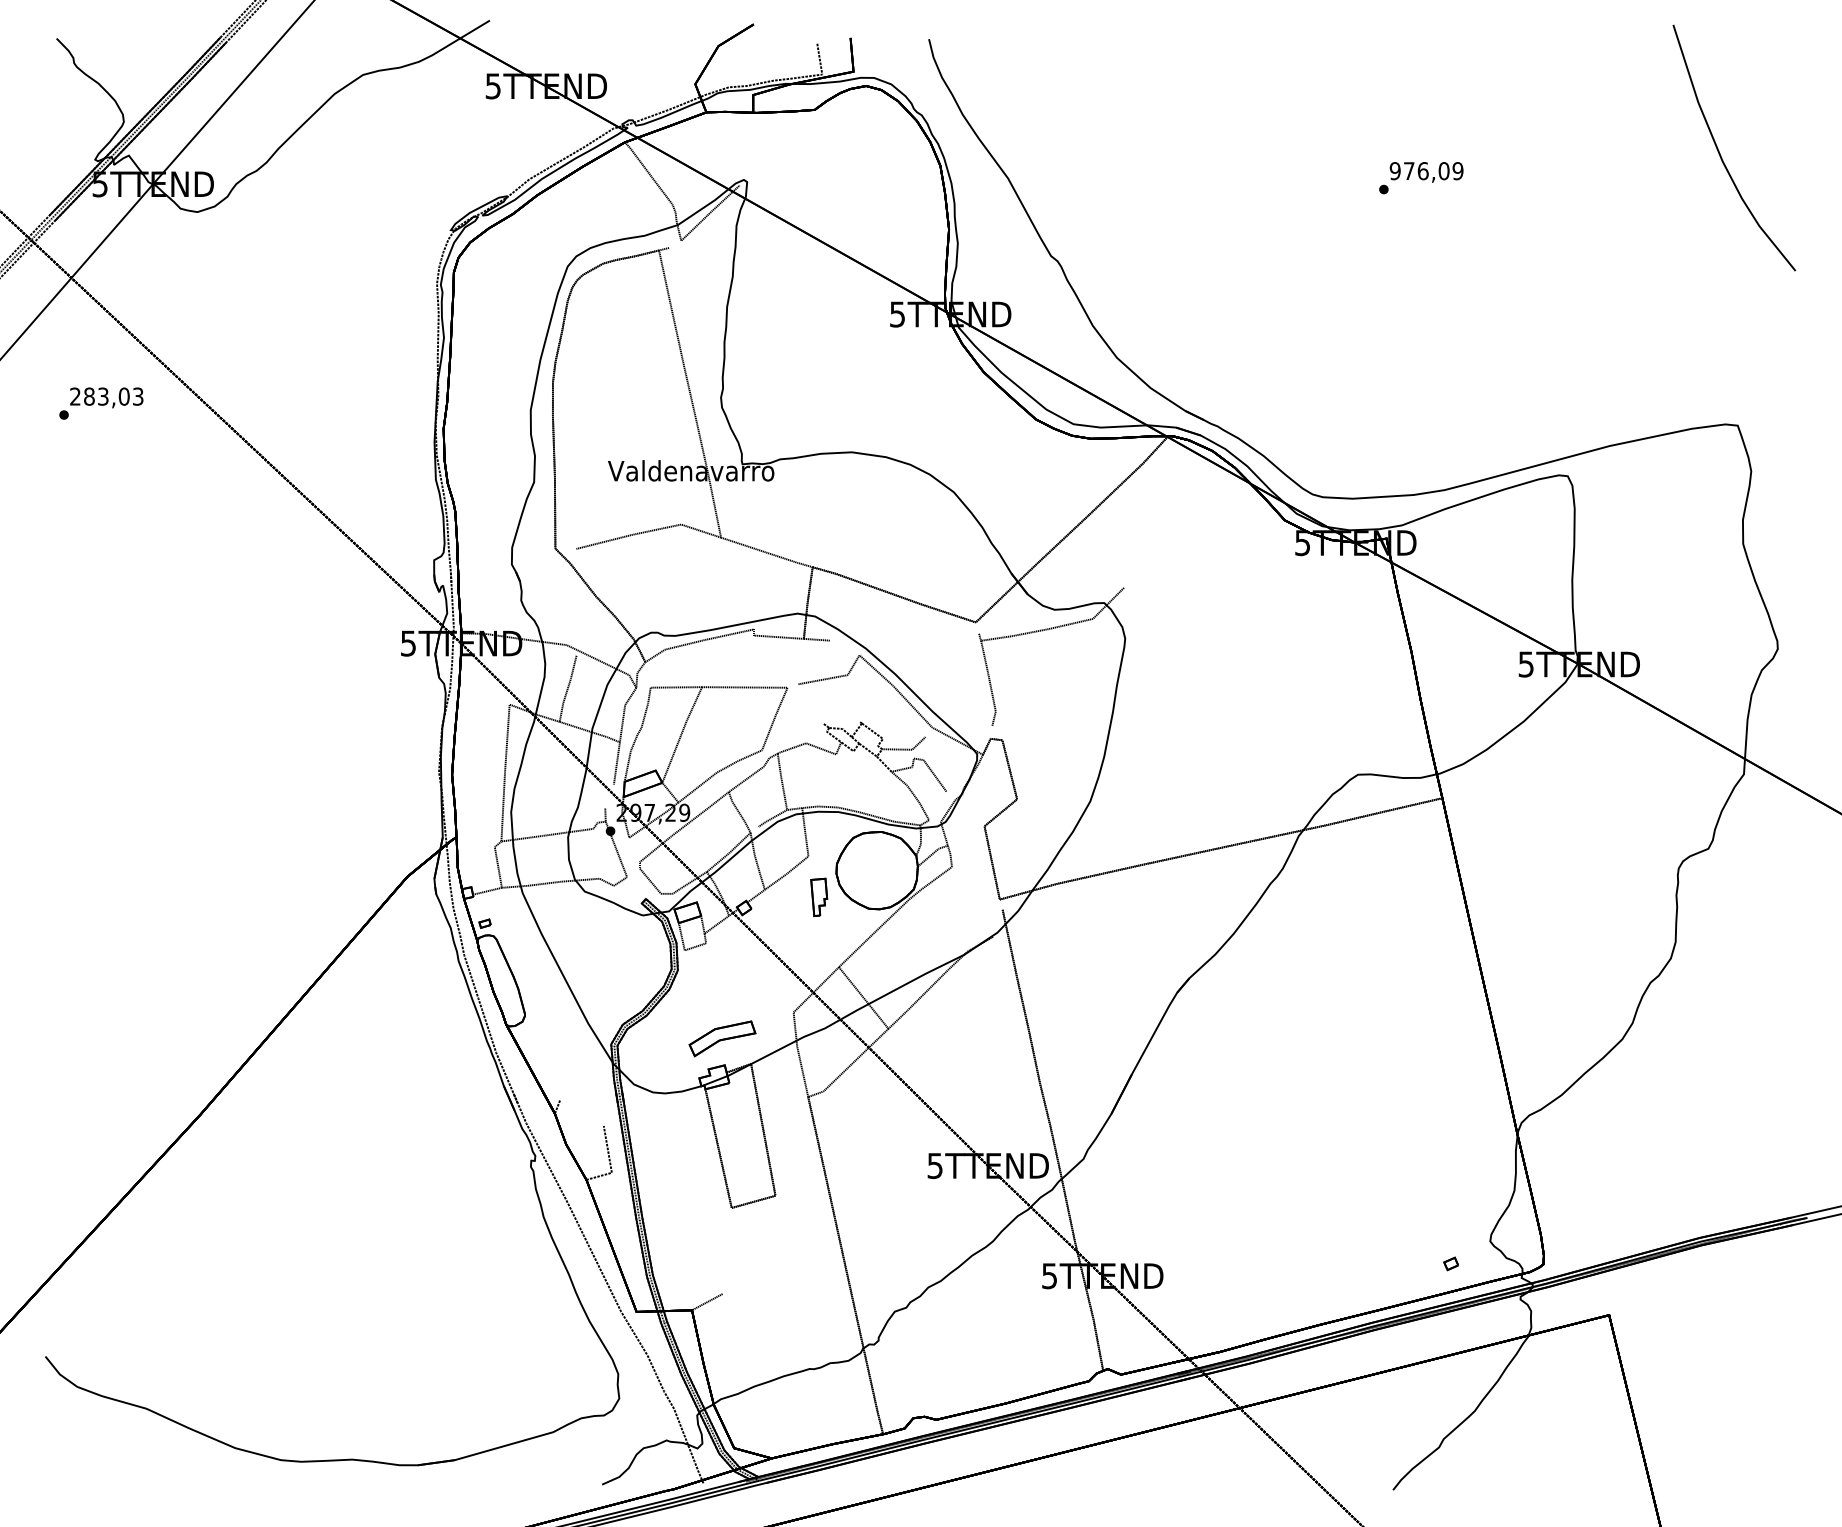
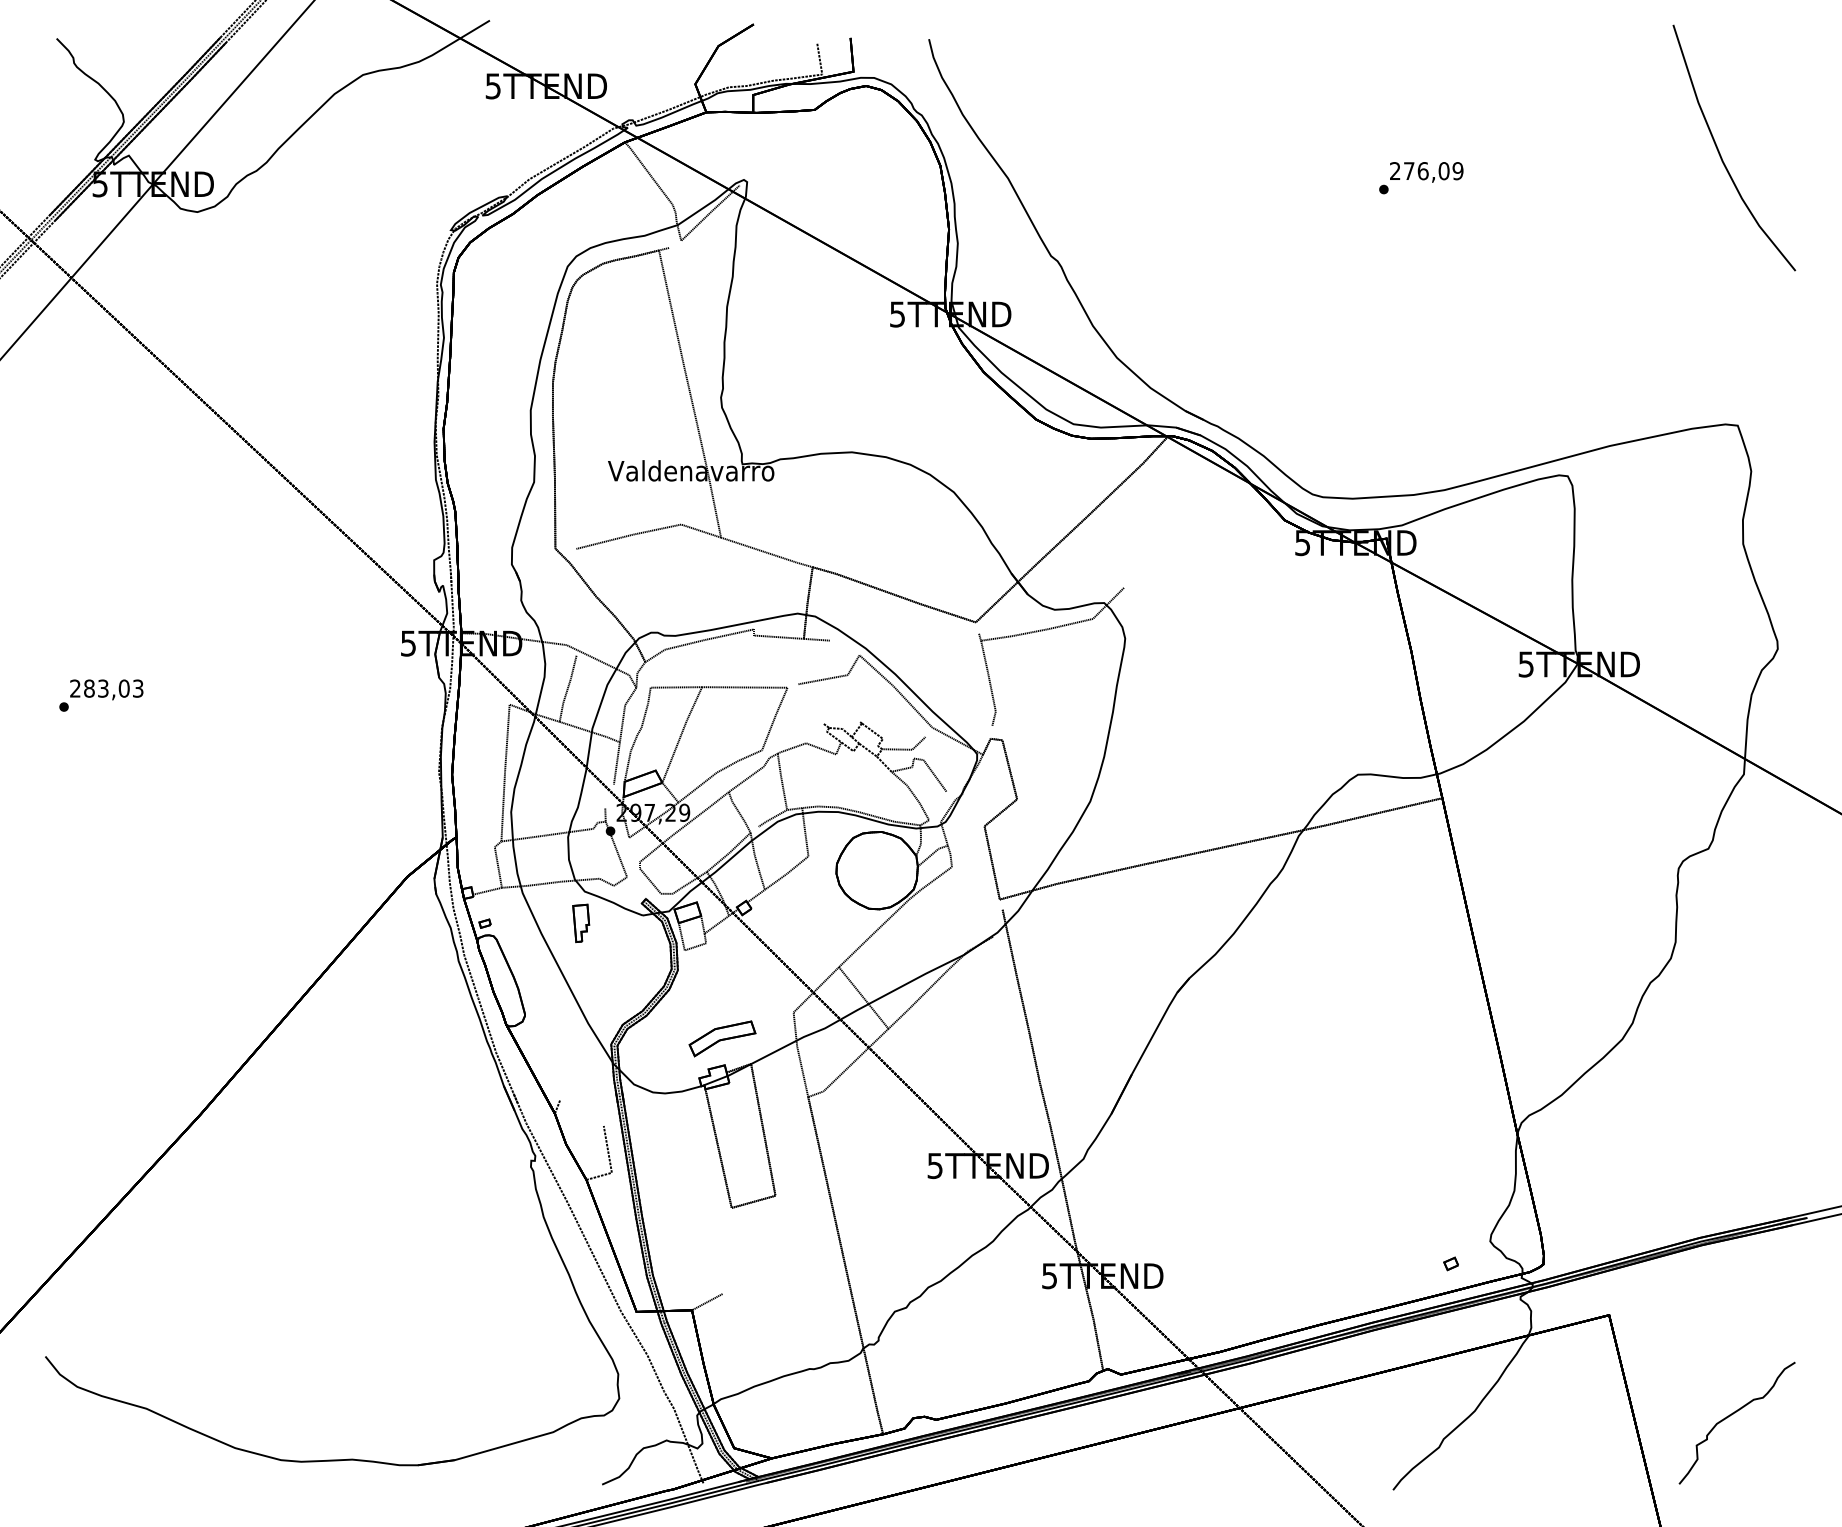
text: 976,09 -> 276,09 (1394, 171)
text position: (101, 403) -> (101, 695) (101, 695)
part position: (819, 897) -> (581, 923) (581, 923)
curve: none -> present (1730, 1416)
